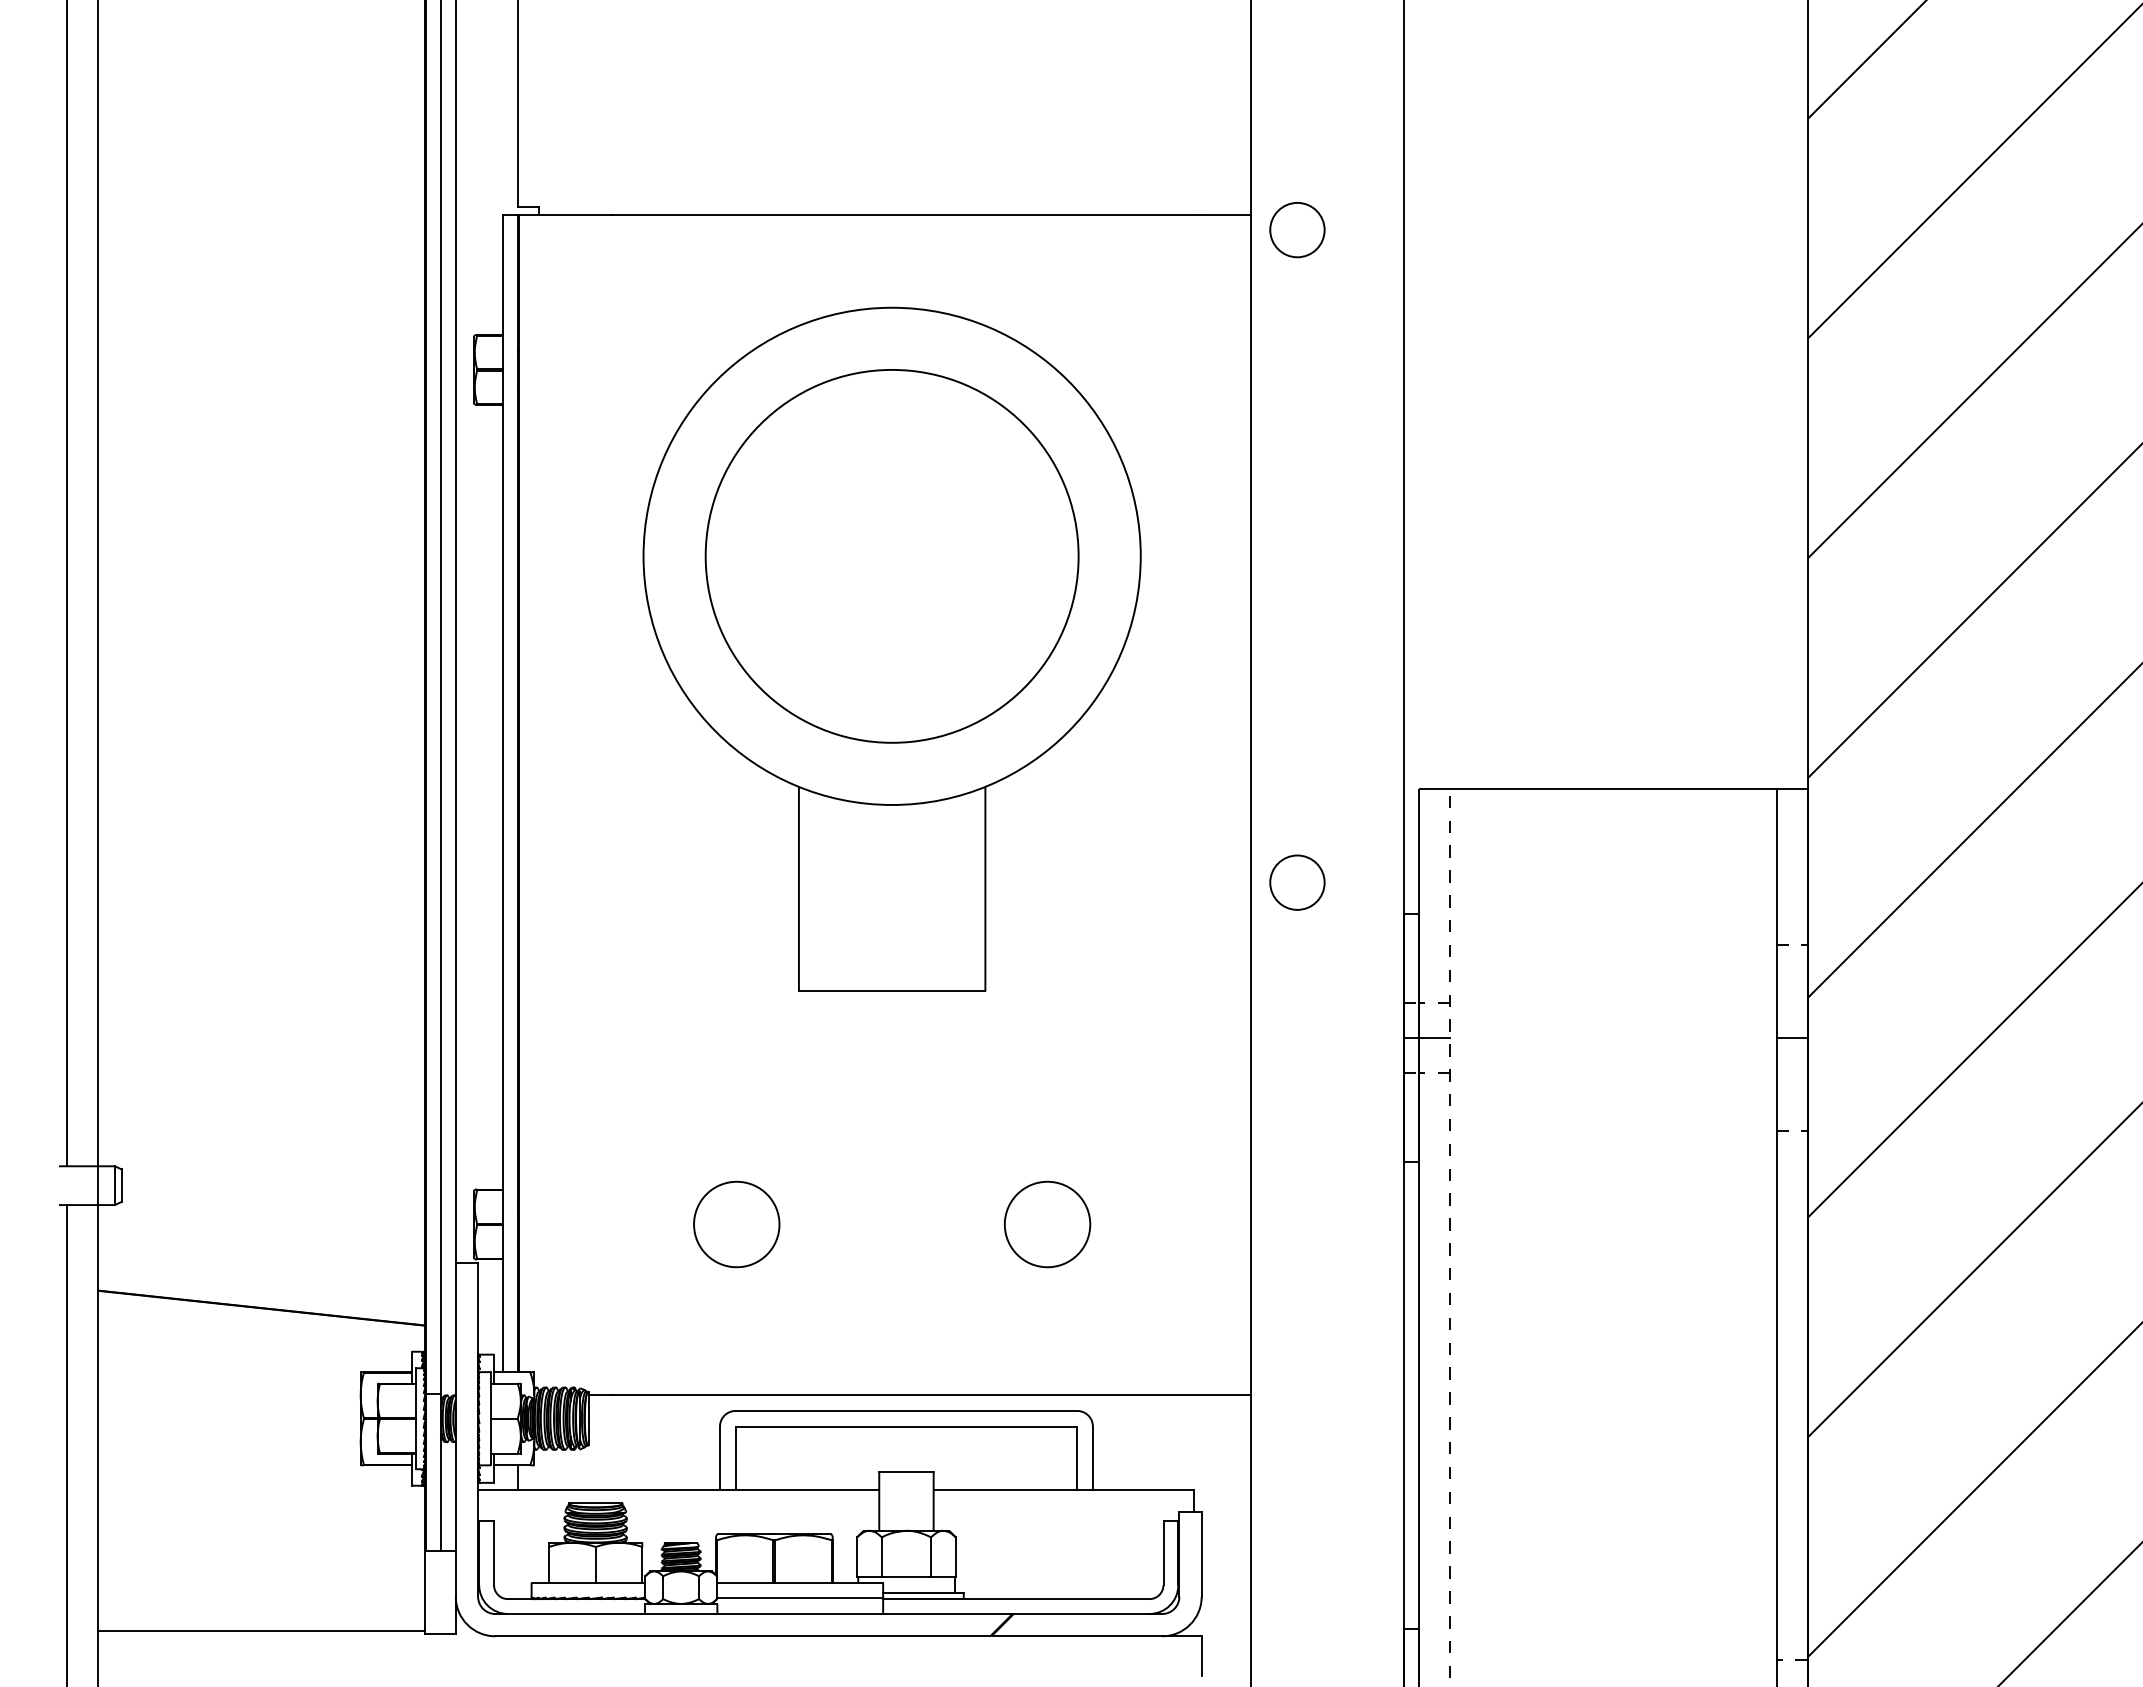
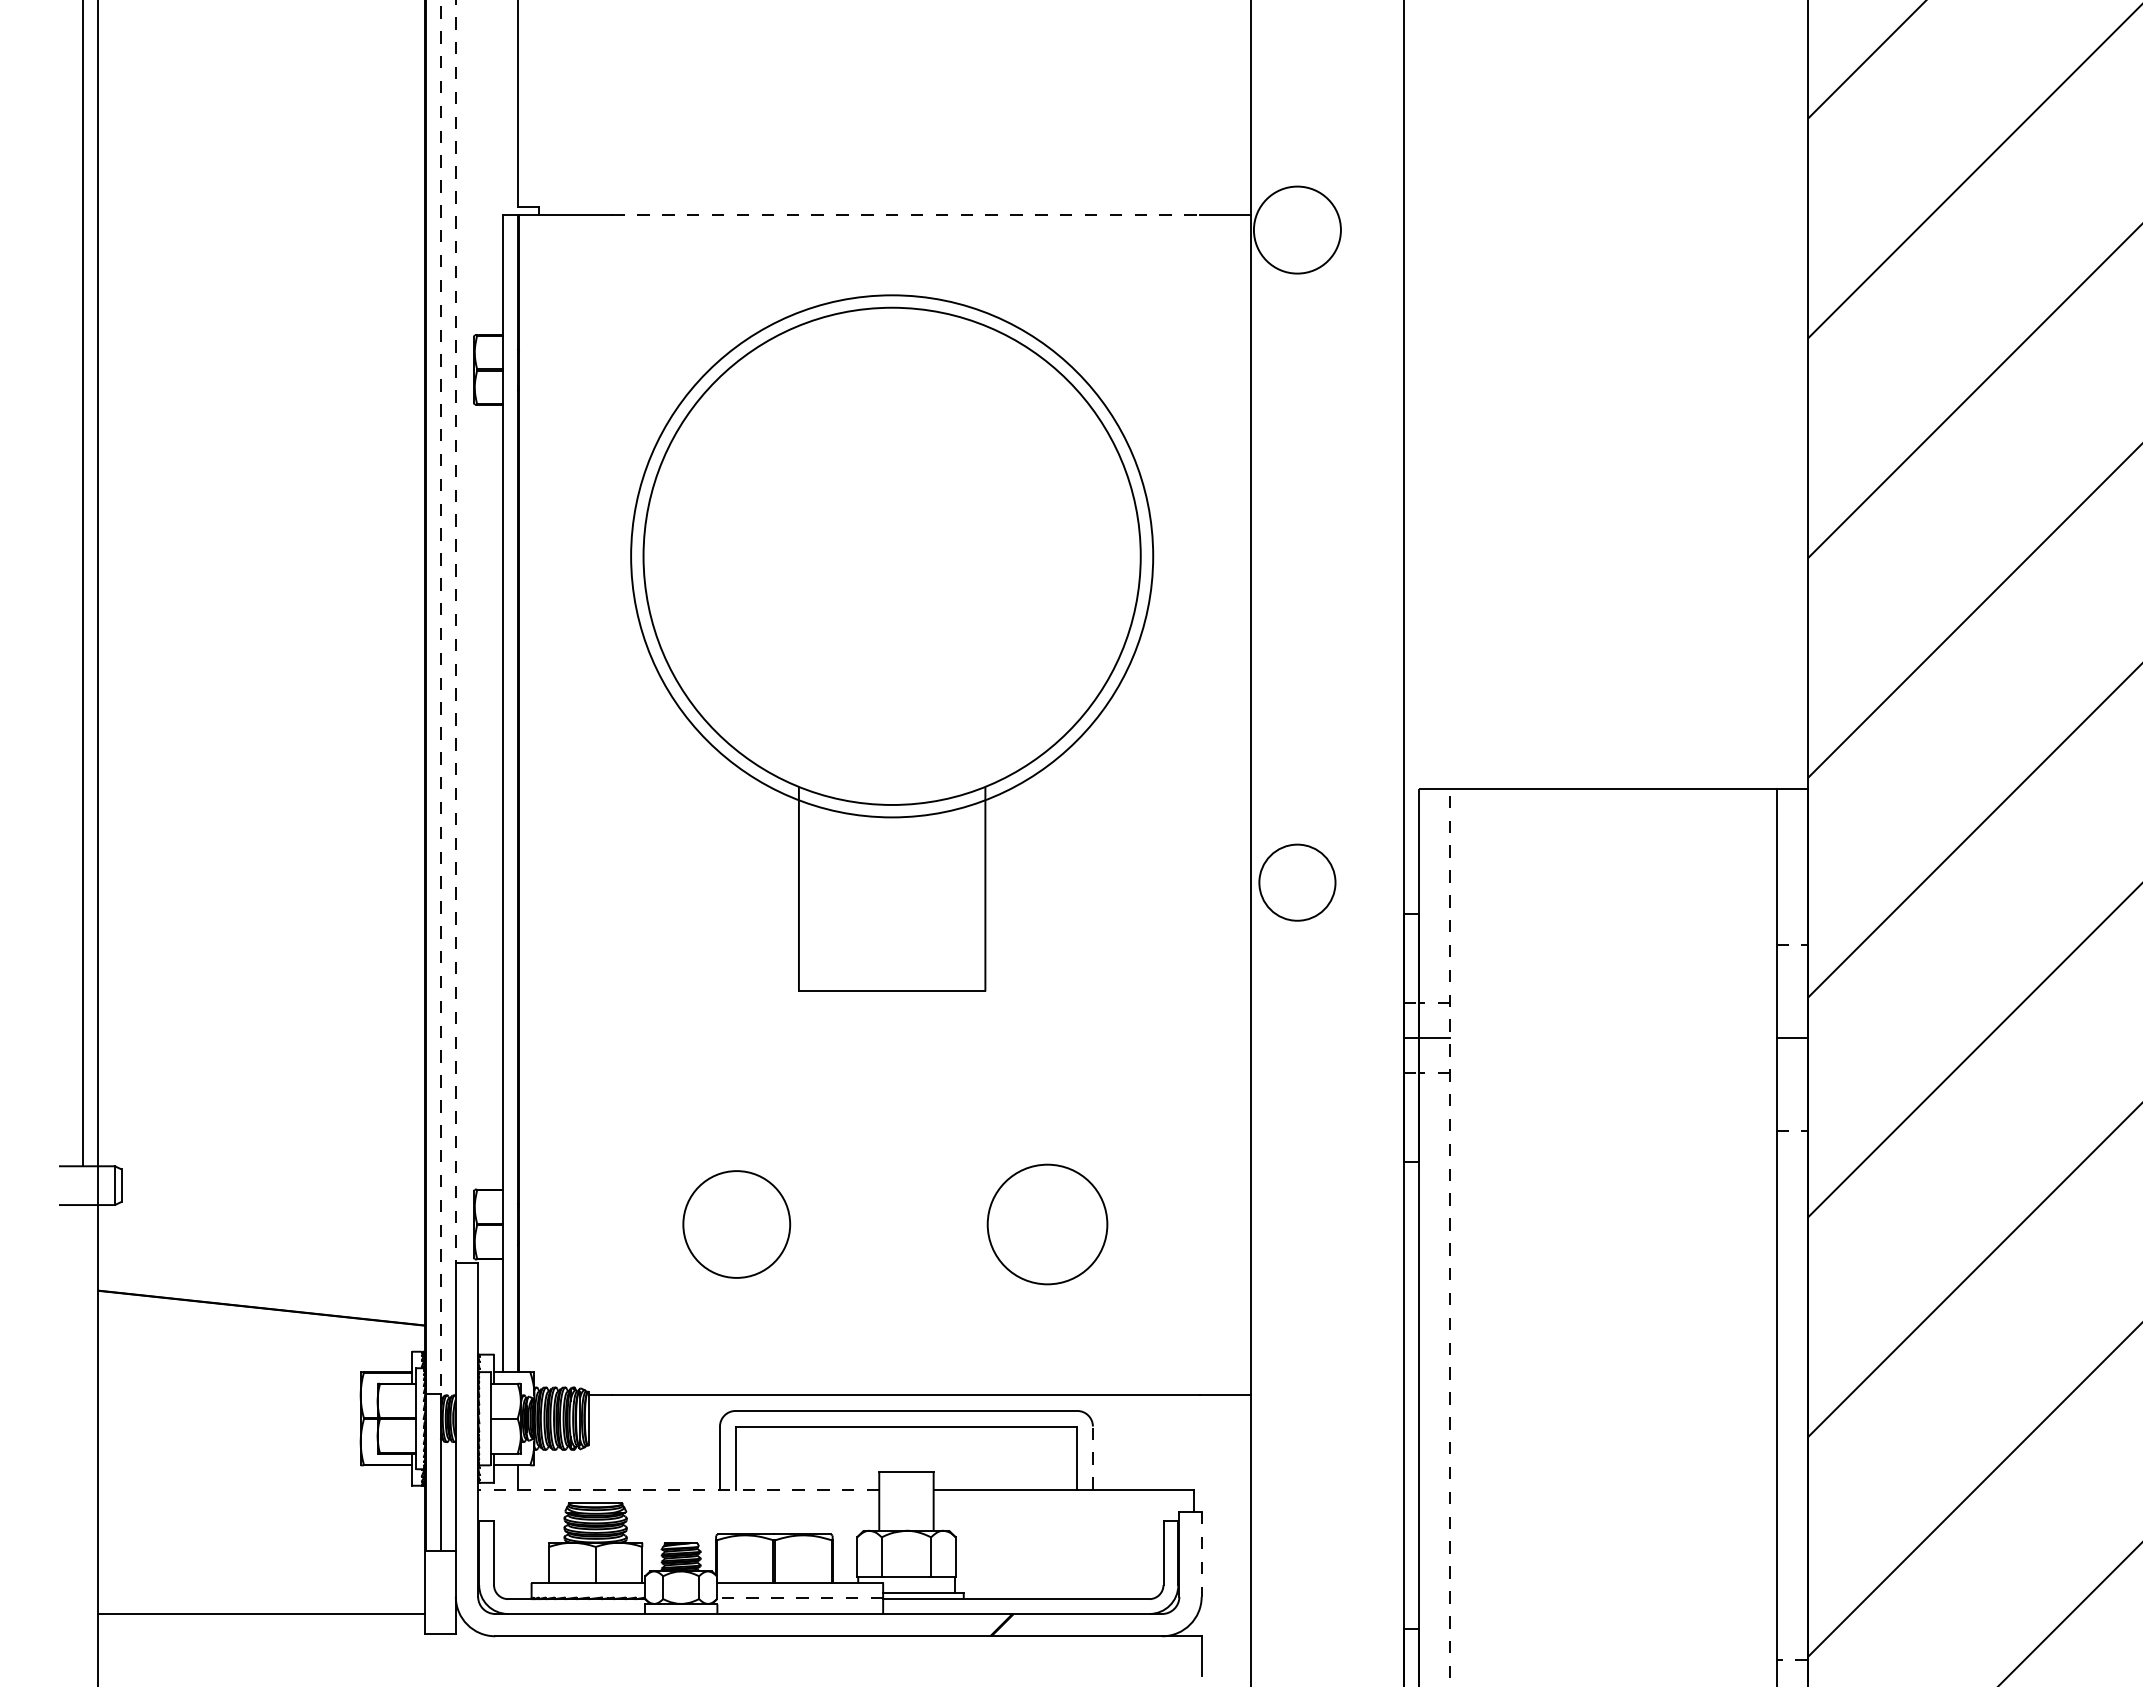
line: solid -> dashed (906, 214)
circle diameter: 54 px -> 87 px (1296, 229)
circle diameter: 373 px -> 522 px (892, 556)
line position: (67, 584) -> (83, 584) (83, 584)
line: solid -> dashed (455, 632)
line: solid -> dashed (440, 697)
circle diameter: 54 px -> 76 px (1297, 882)
circle diameter: 85 px -> 107 px (736, 1224)
circle diameter: 85 px -> 120 px (1047, 1224)
line: present -> none (67, 1444)
line: solid -> dashed (1092, 1458)
line: solid -> dashed (678, 1489)
line: solid -> dashed (1201, 1554)
line: solid -> dashed (799, 1598)
line position: (261, 1631) -> (261, 1614) (261, 1614)
